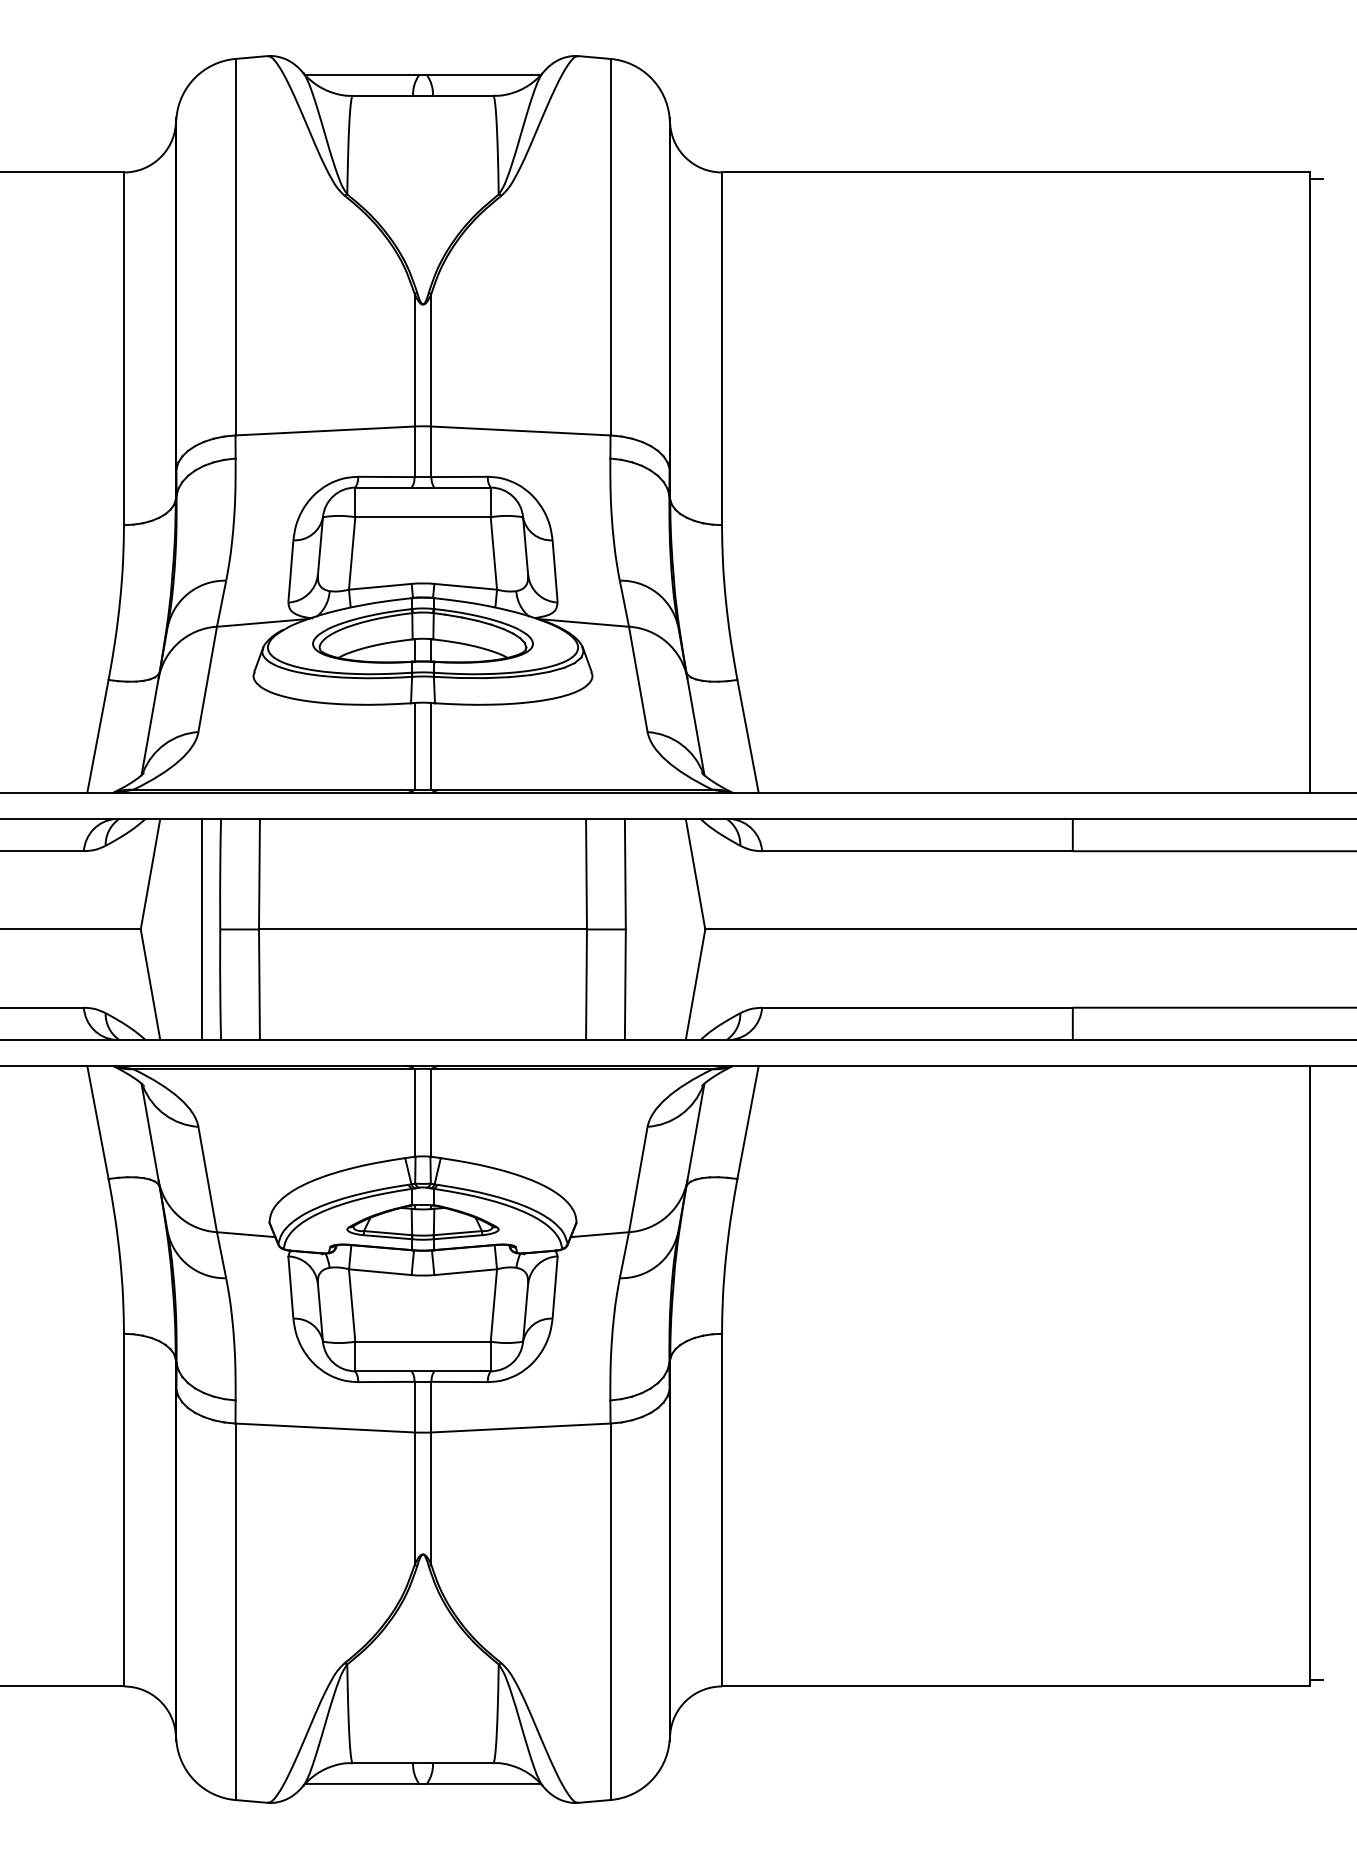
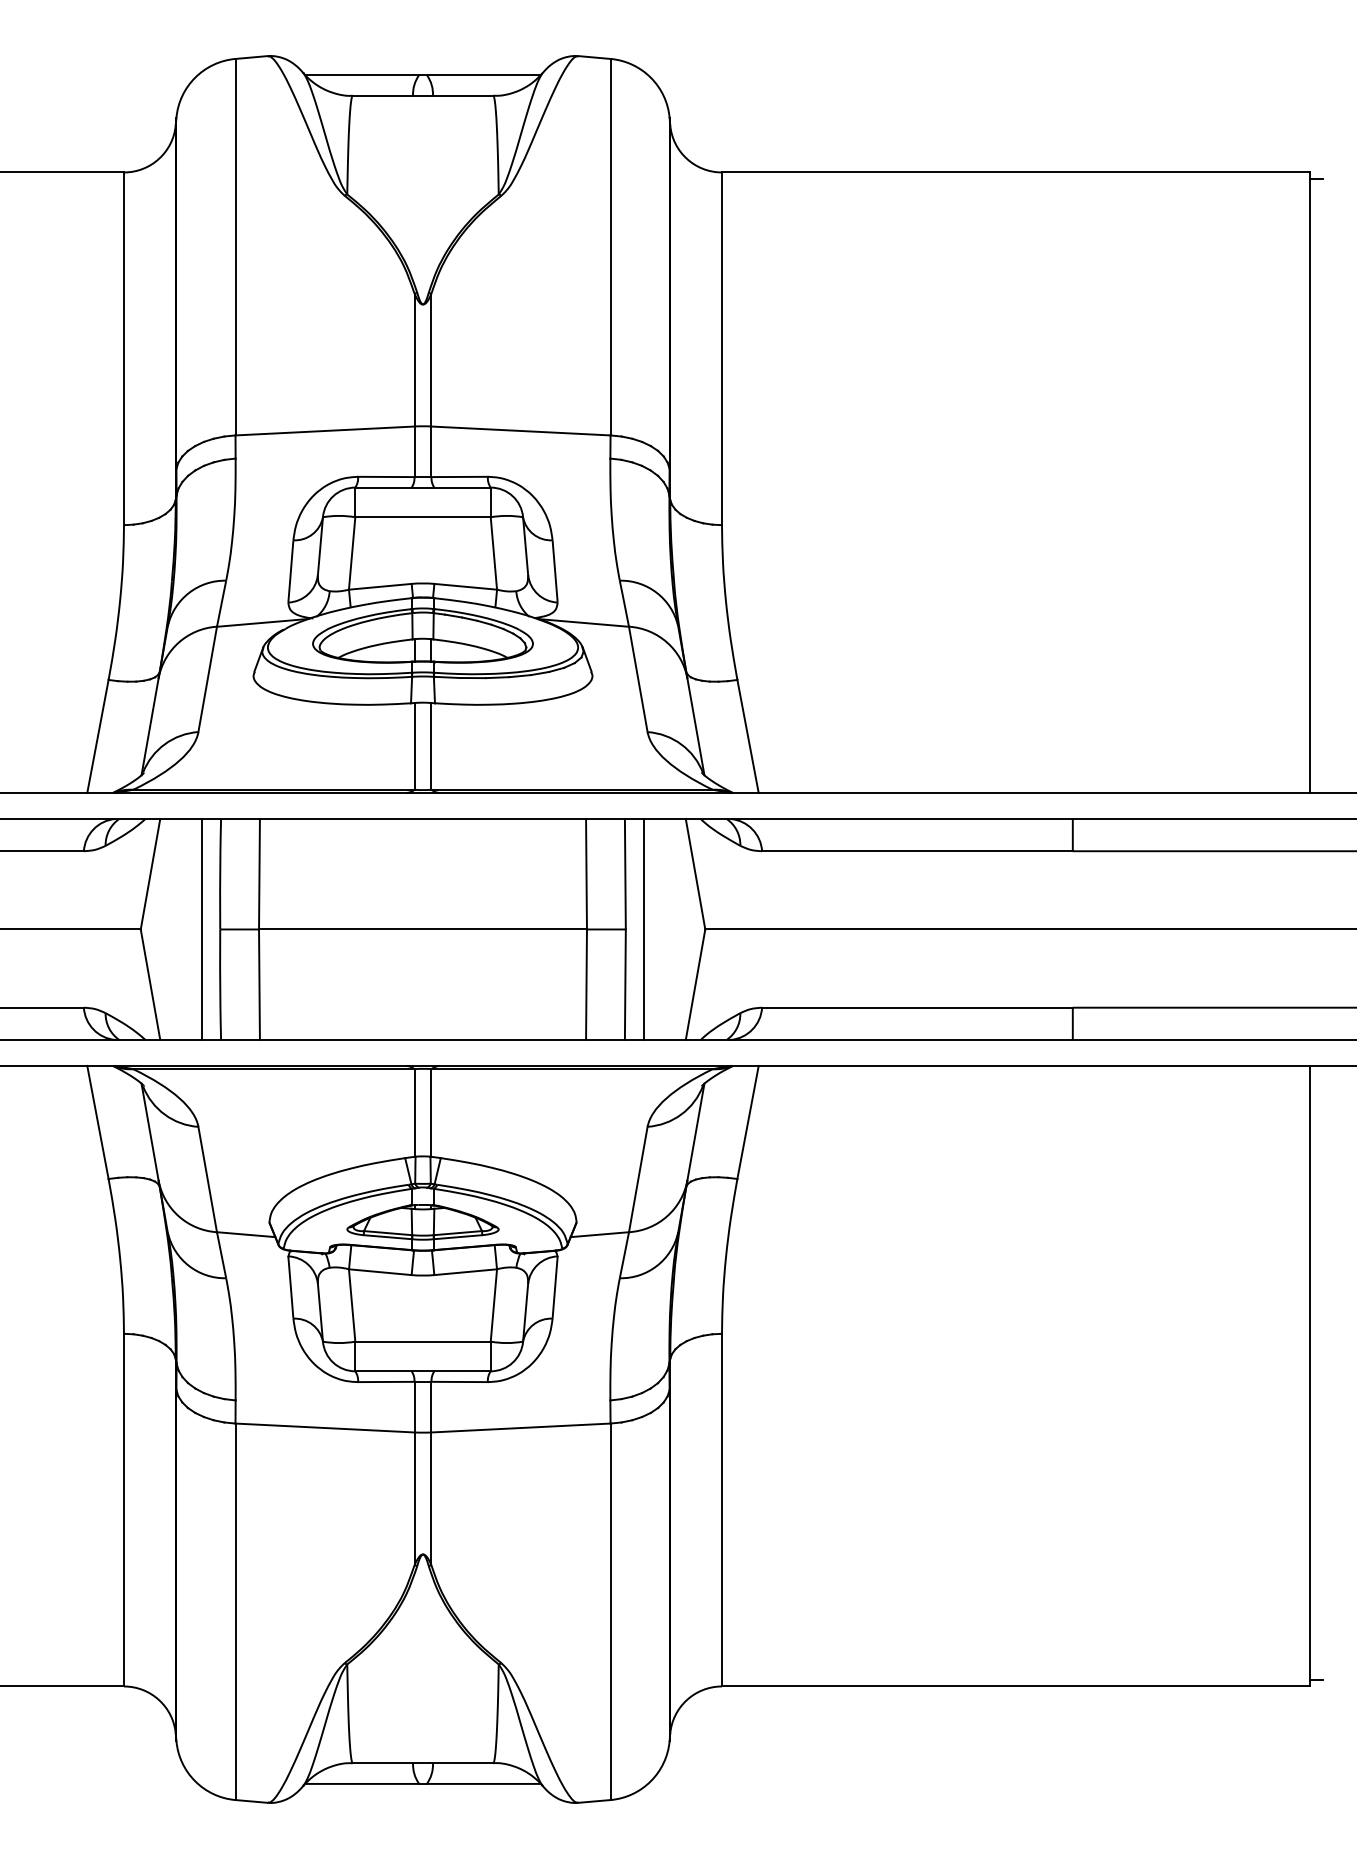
line: none -> present (644, 929)
